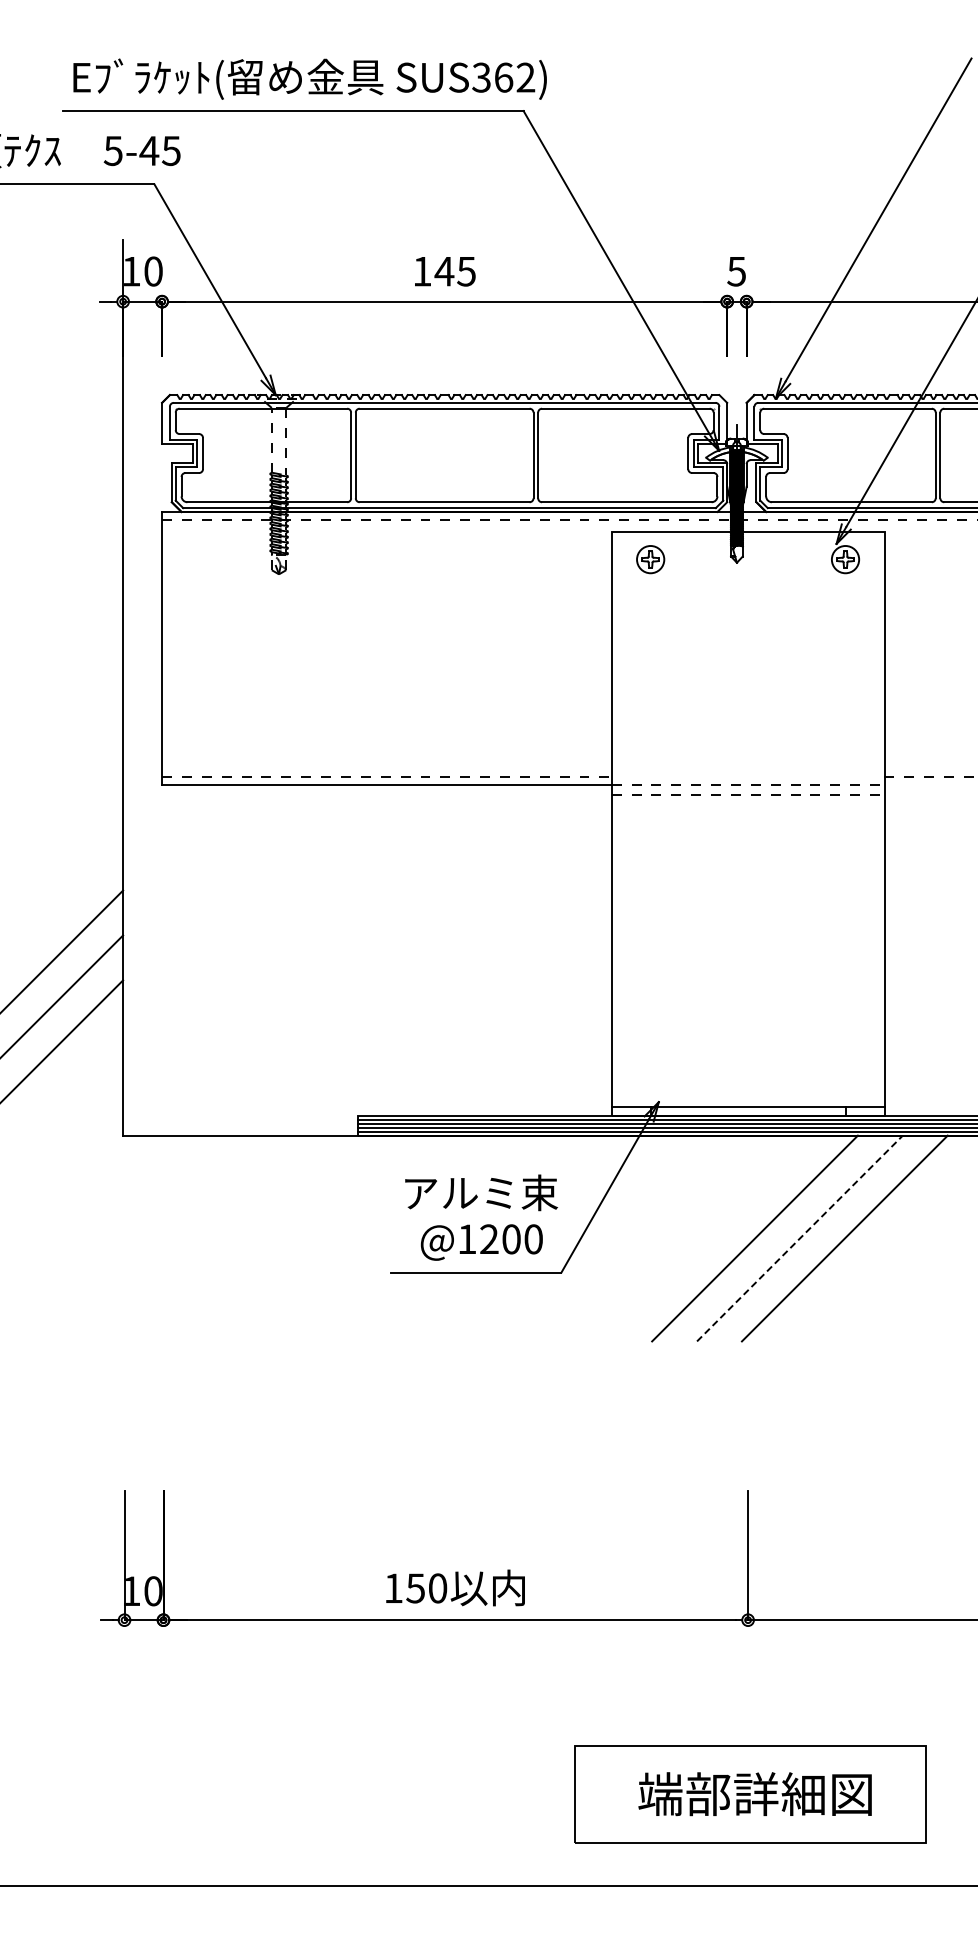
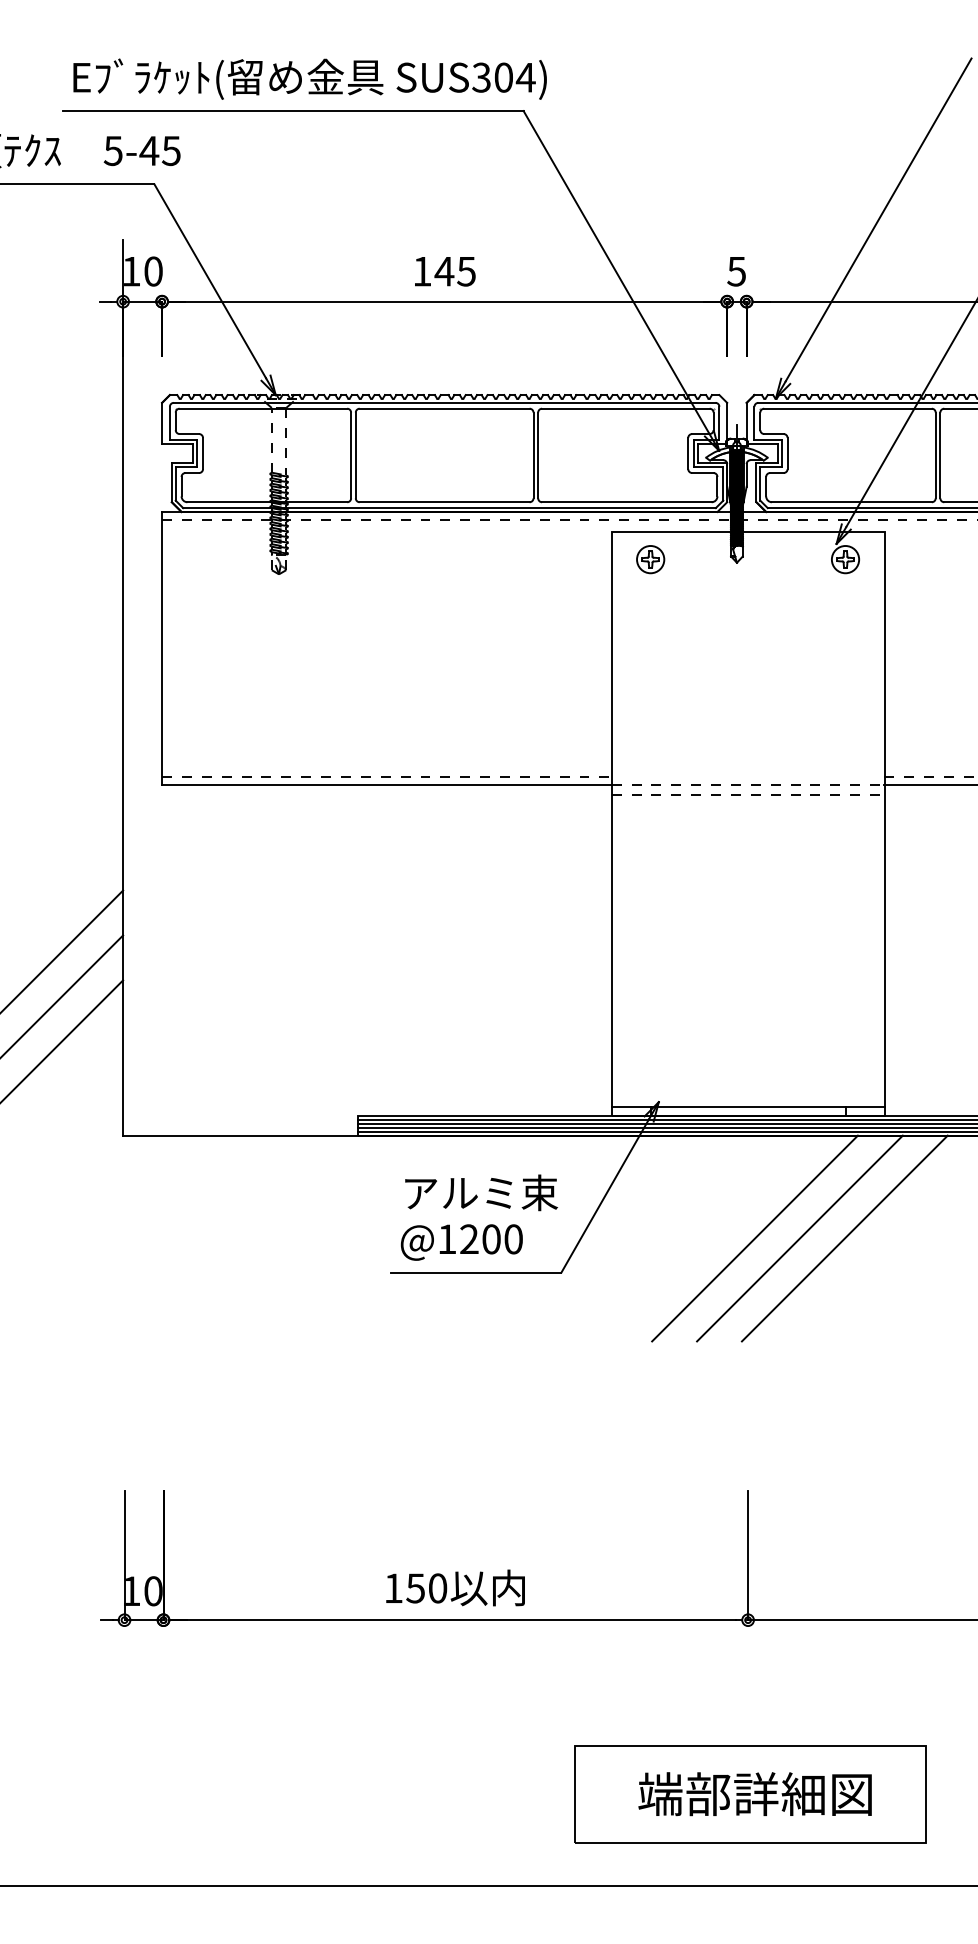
text: SUS362) -> SUS304) (514, 77)
line: none -> present (929, 784)
line: dashed -> solid (799, 1238)
text position: (481, 1242) -> (461, 1242) (461, 1242)
